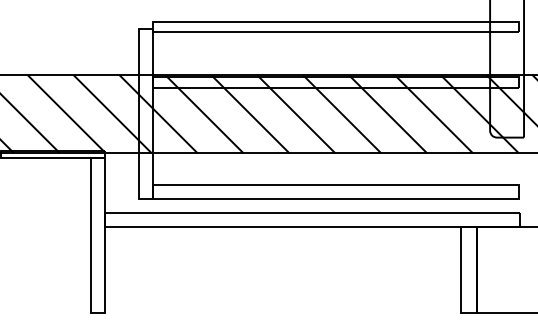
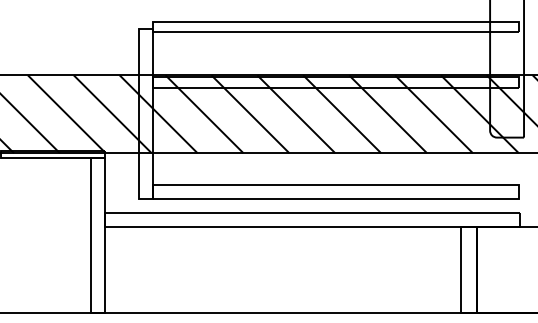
line: none -> present (268, 313)
